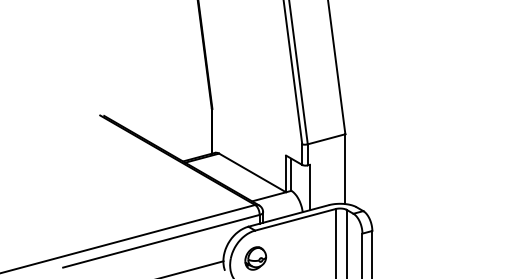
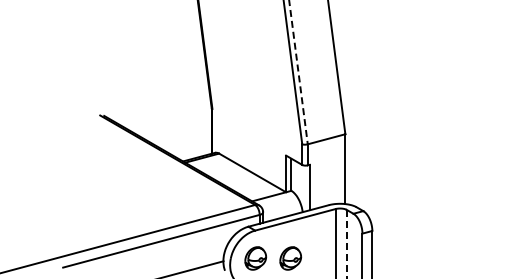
line: solid -> dashed (298, 73)
line: solid -> dashed (346, 244)
part: none -> present (290, 258)
